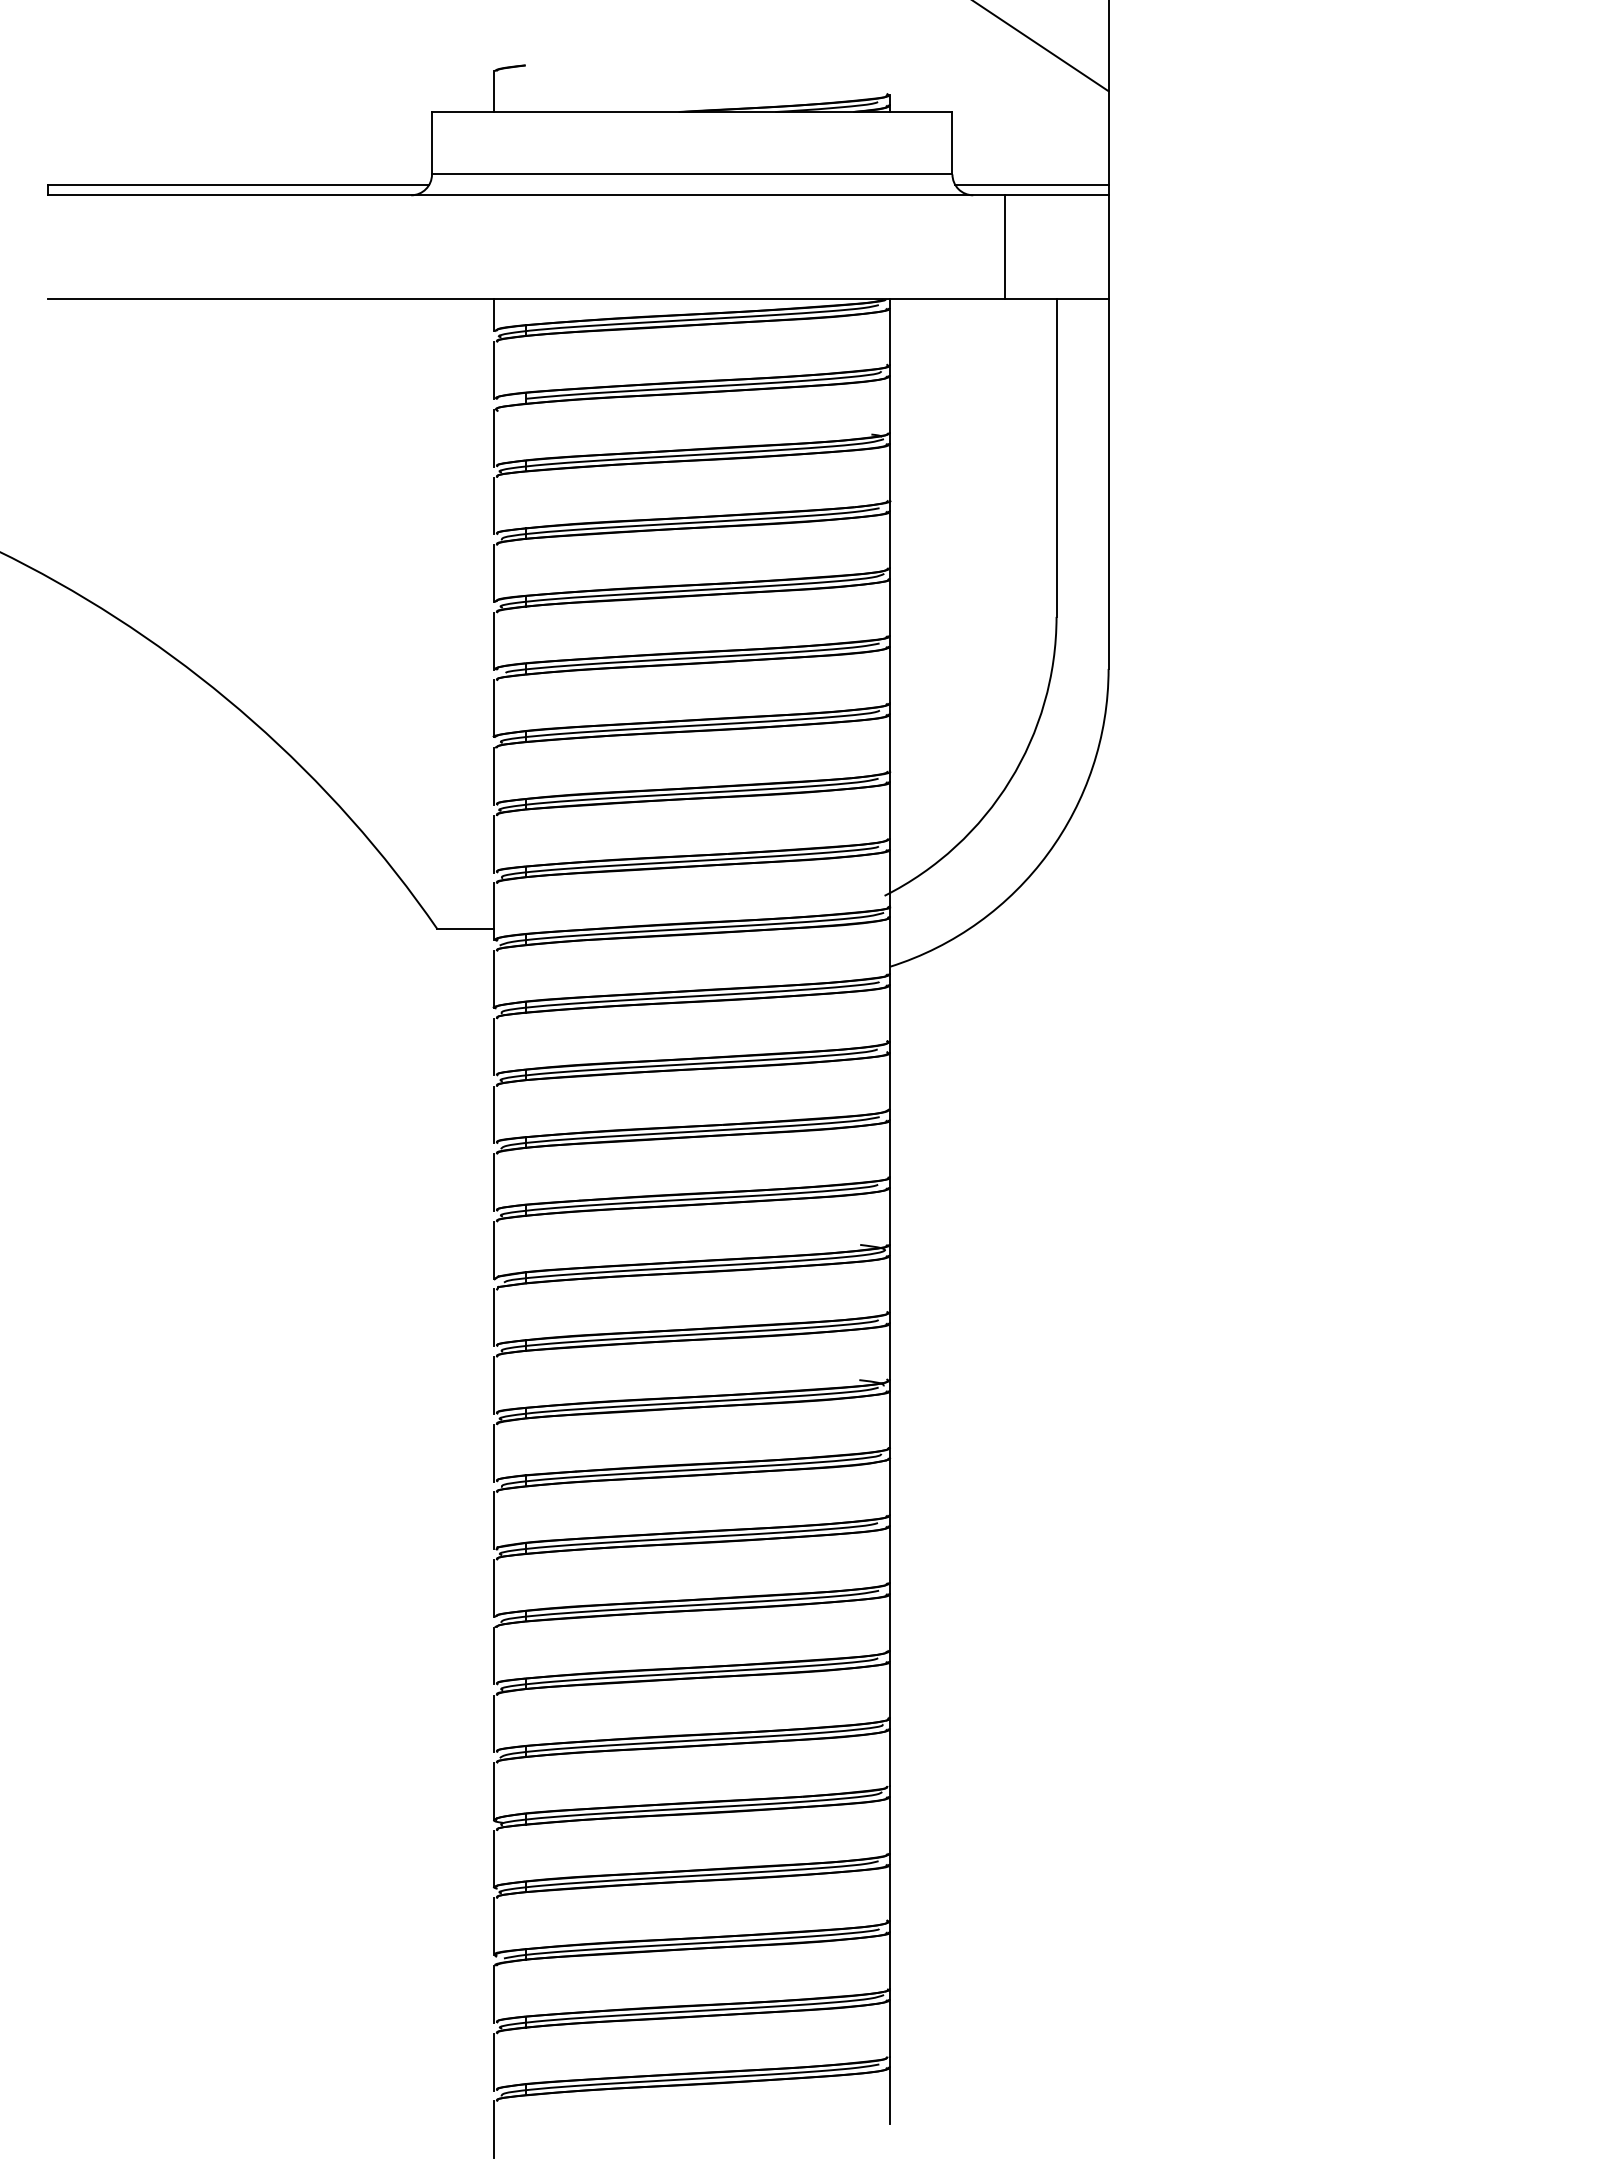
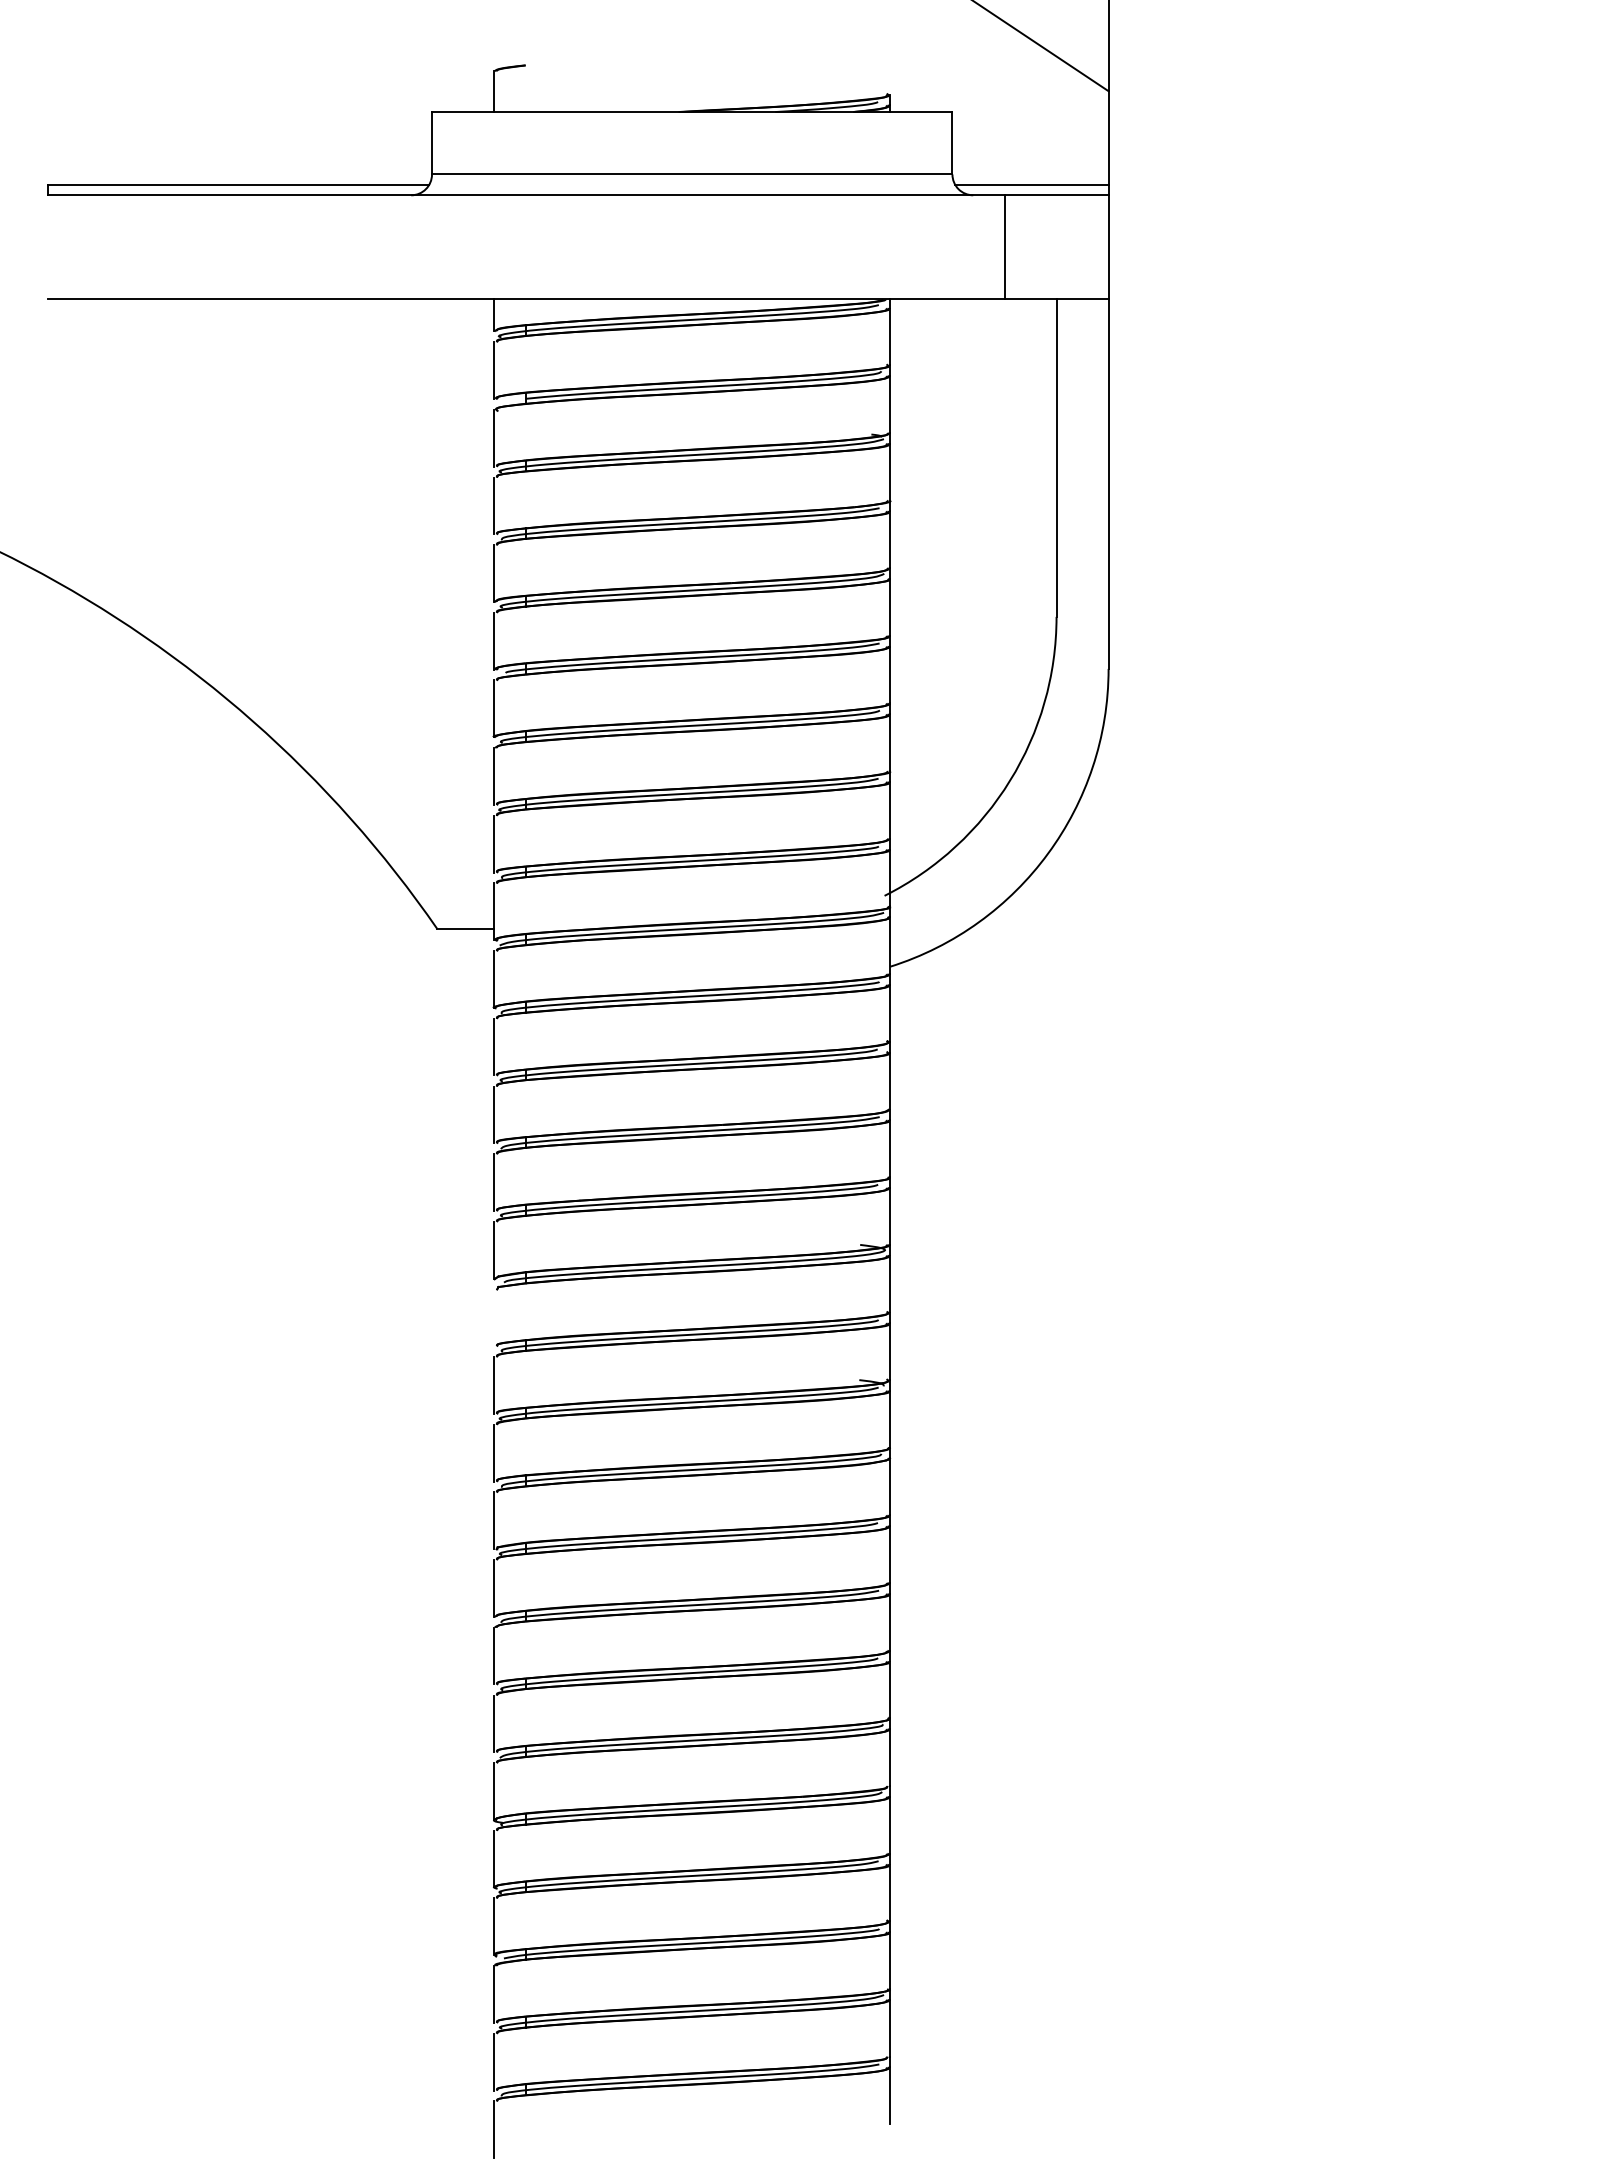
line: present -> none (494, 1317)
